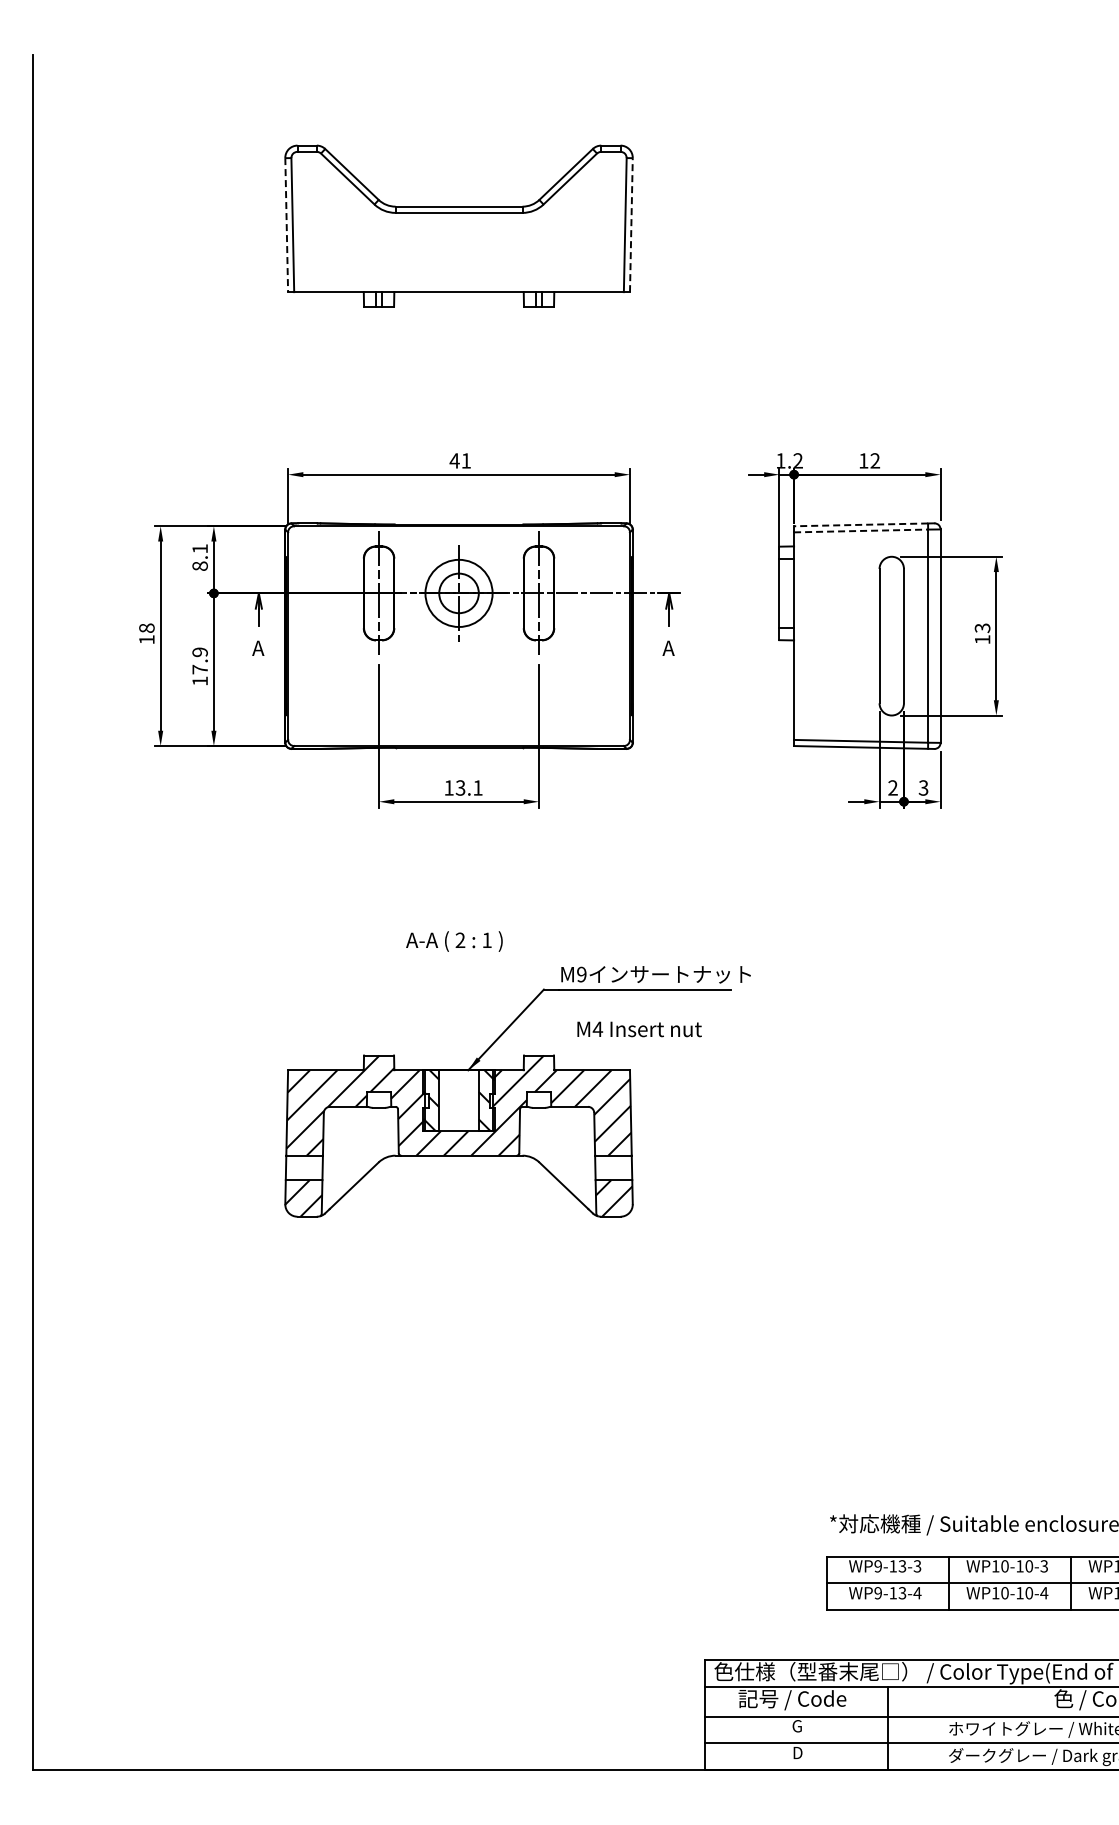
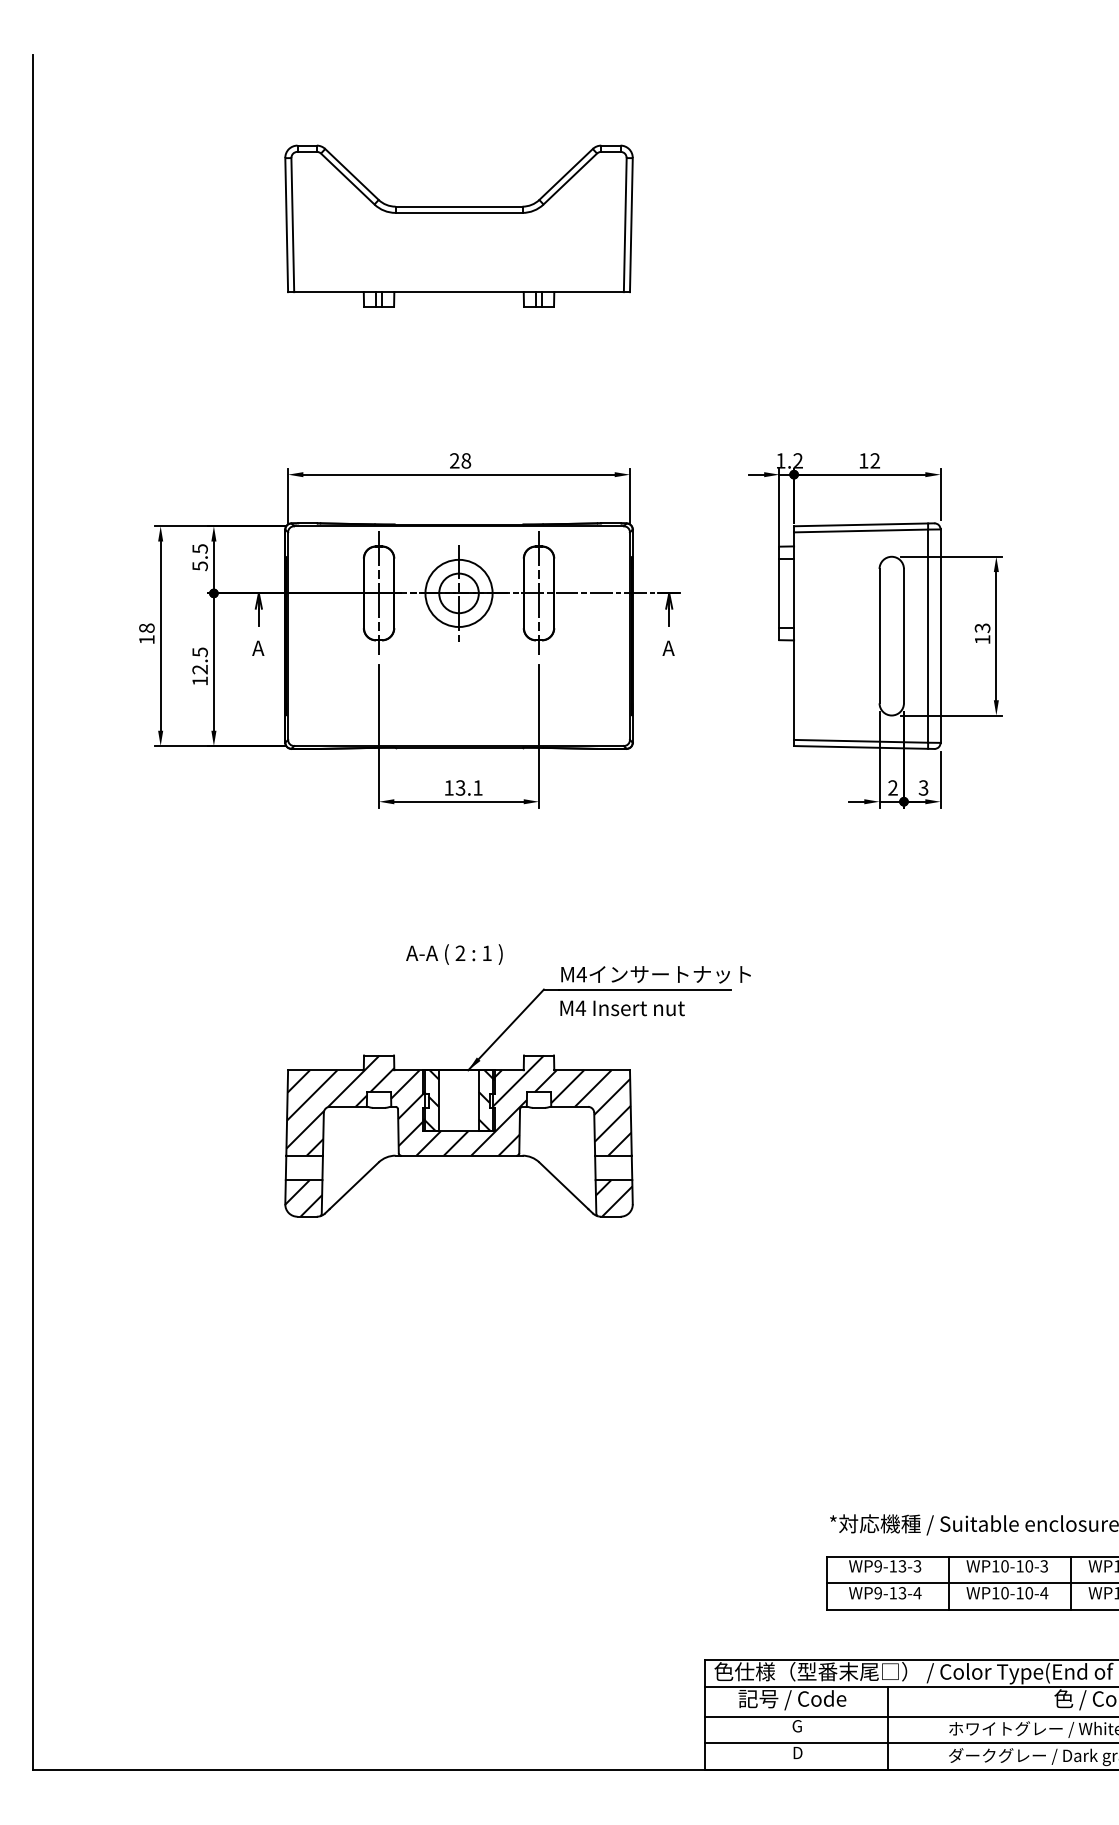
line: dashed -> solid (631, 224)
line: dashed -> solid (286, 225)
text: 41 -> 28 (460, 460)
line: dashed -> solid (860, 524)
line: dashed -> solid (861, 530)
text: 8.1 -> 5.5 (199, 557)
text: 17.9 -> 12.5 (199, 660)
text position: (454, 941) -> (454, 954) (454, 954)
text: M9 -> M4 (581, 974)
text position: (639, 1029) -> (622, 1008) (622, 1008)
